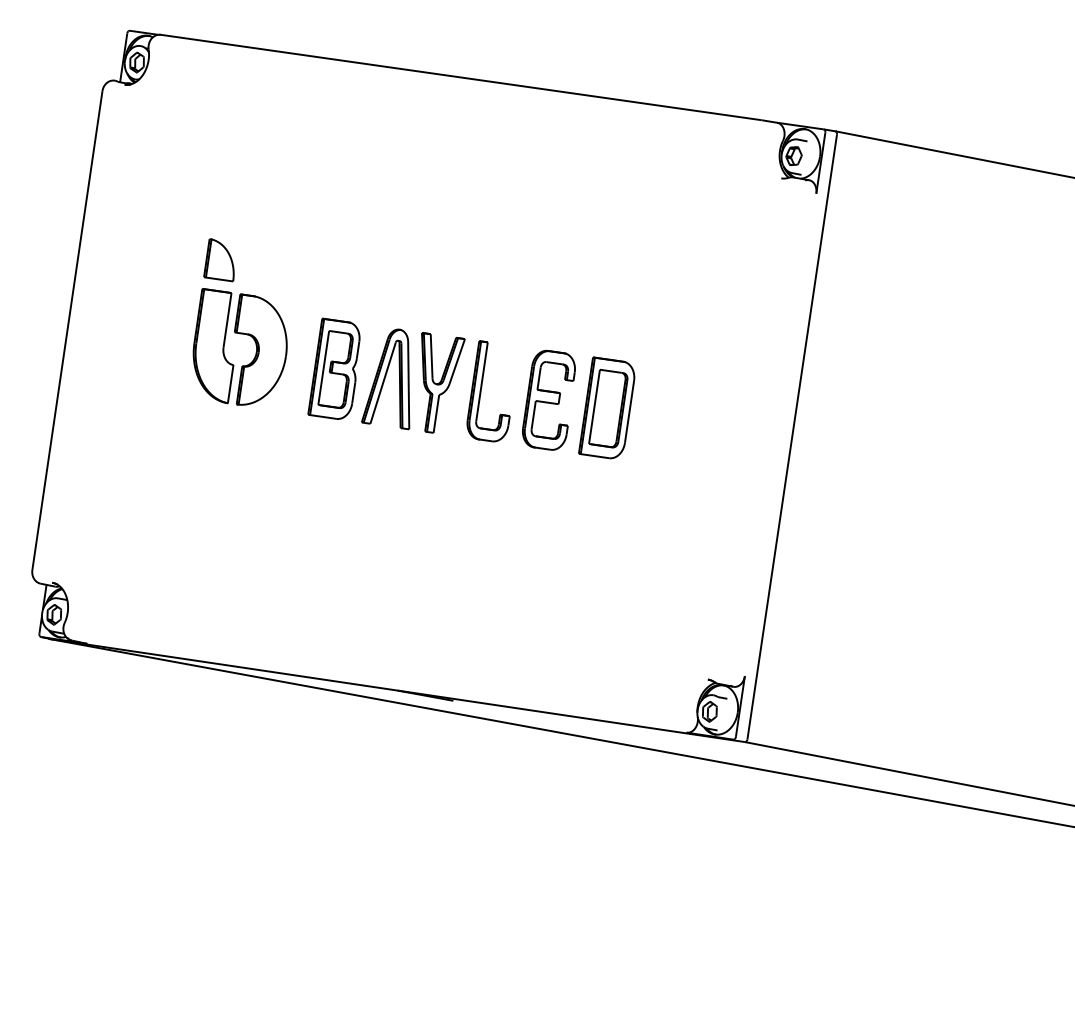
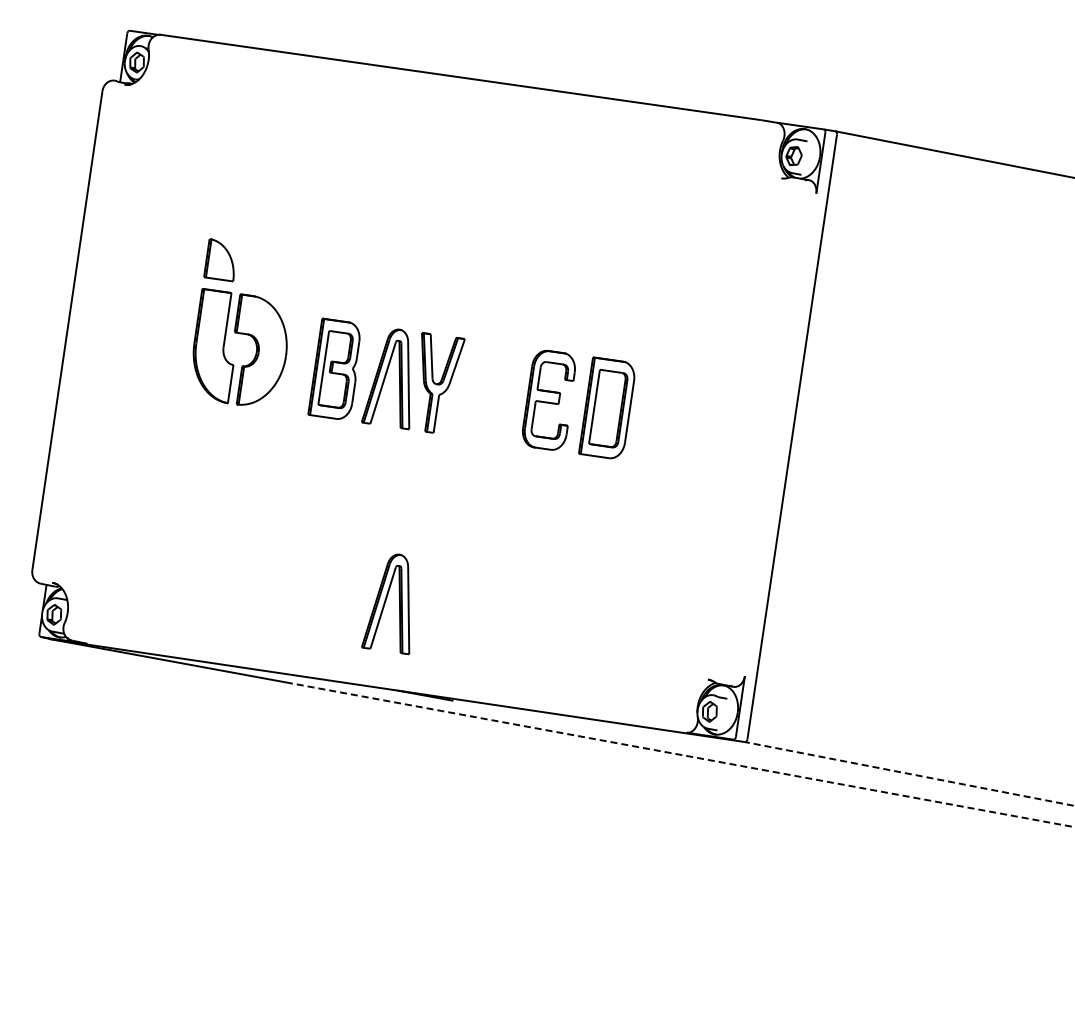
part: present -> none (481, 391)
part: none -> present (385, 604)
line: solid -> dashed (680, 754)
line: solid -> dashed (909, 773)
